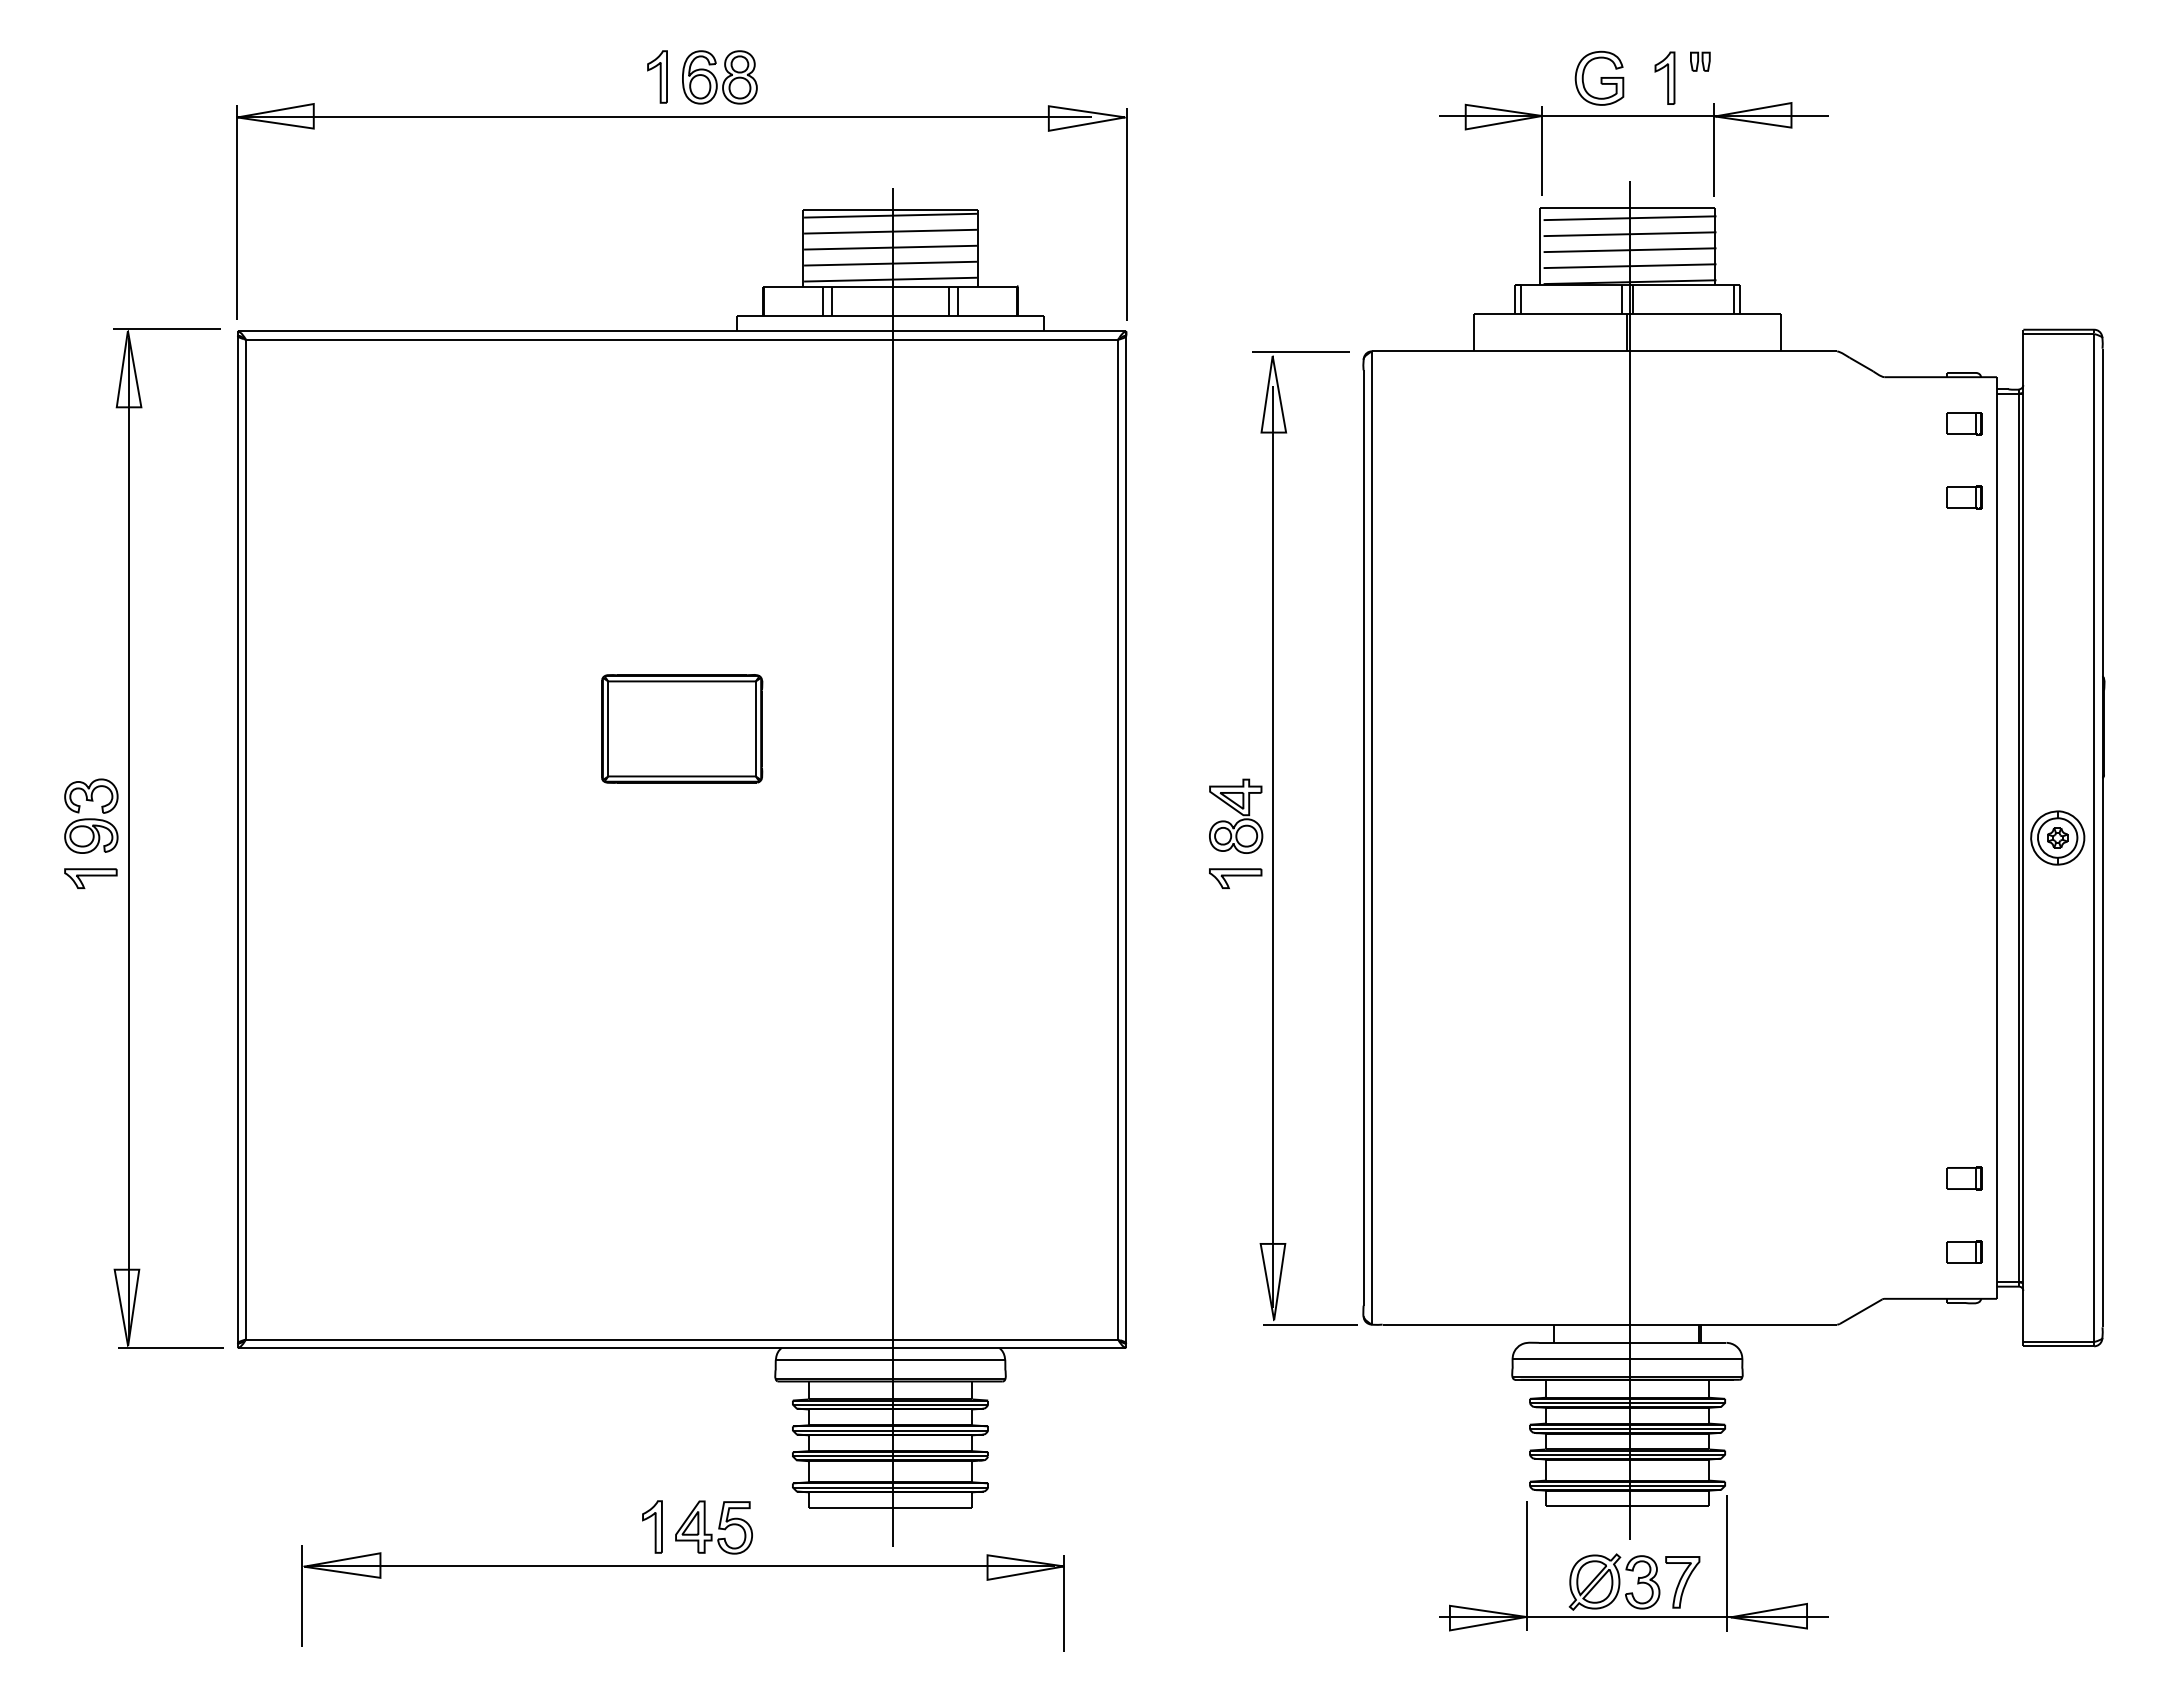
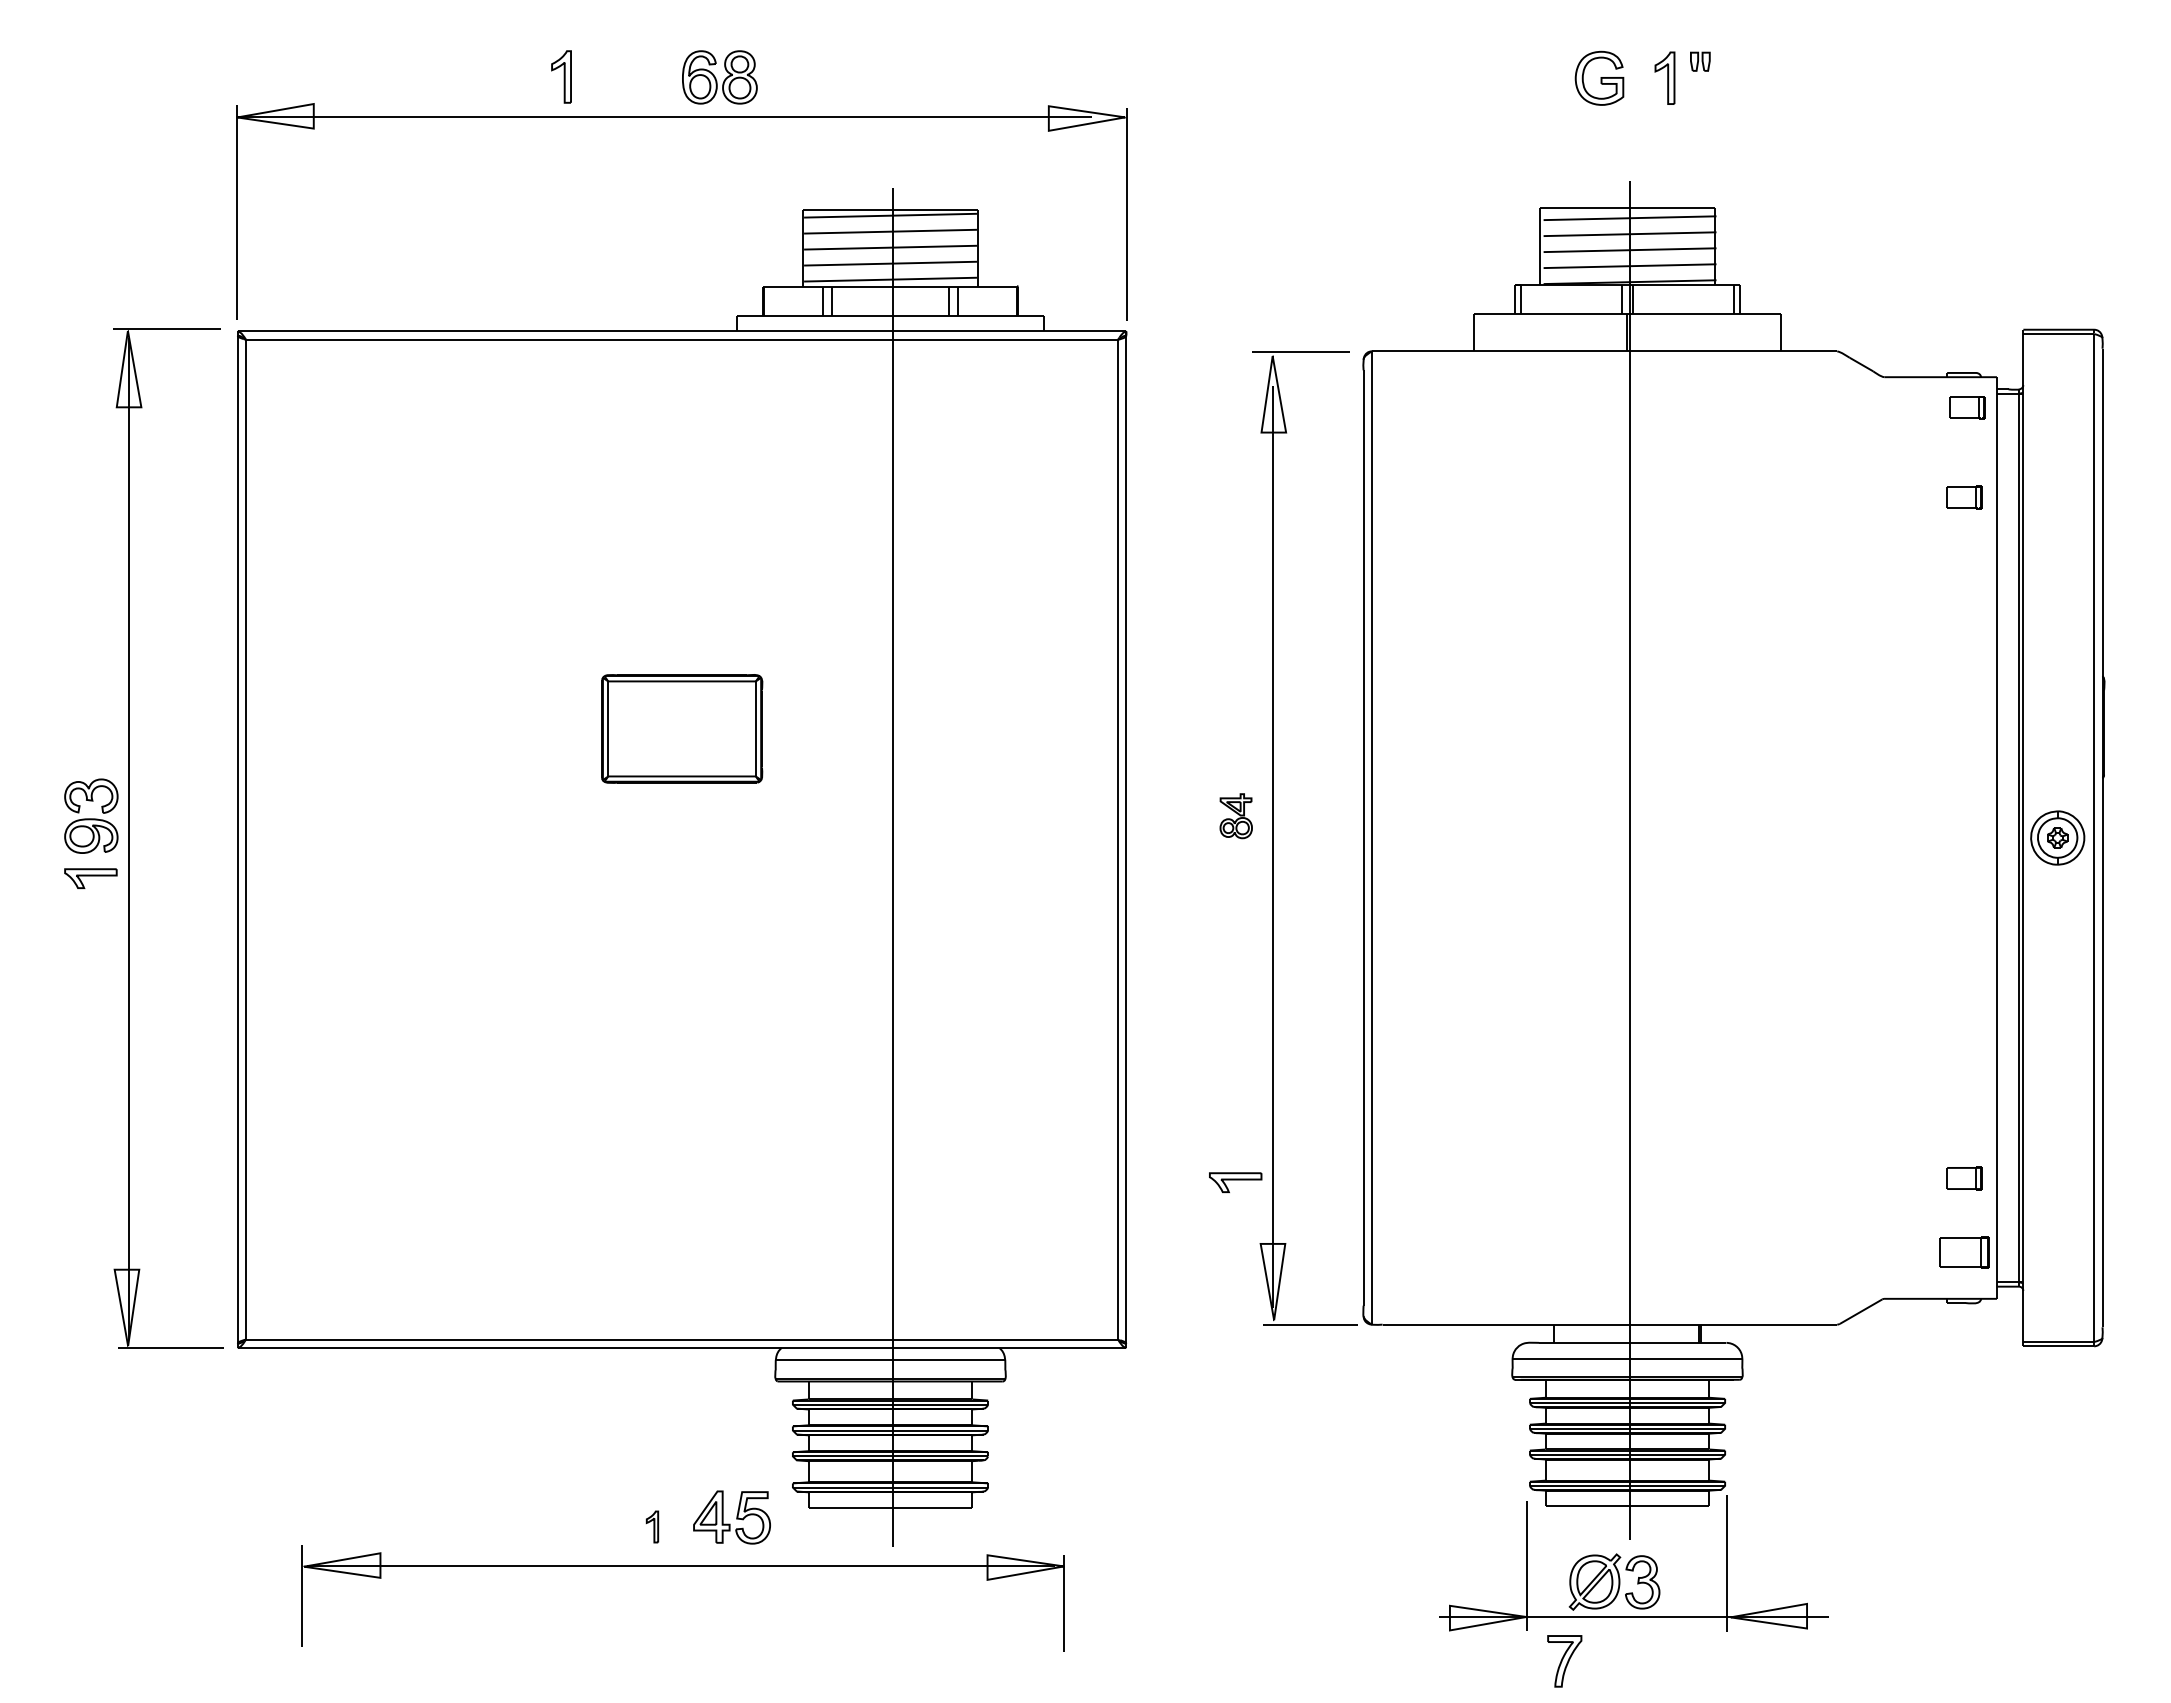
part position: (657, 76) -> (561, 76) (561, 76)
part: present -> none (1633, 116)
part position: (1964, 423) -> (1967, 407) (1967, 407)
part size: 55x76 px -> 34x47 px (1235, 816)
part position: (1235, 878) -> (1235, 1182) (1235, 1182)
part size: 37x24 px -> 51x33 px (1964, 1252)
part size: 21x54 px -> 15x34 px (652, 1526)
part position: (713, 1527) -> (731, 1517) (731, 1517)
part position: (1682, 1582) -> (1564, 1661) (1564, 1661)
